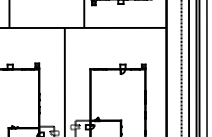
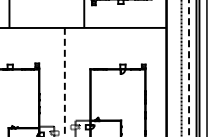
line: solid -> dashed (189, 68)
line: solid -> dashed (64, 81)
